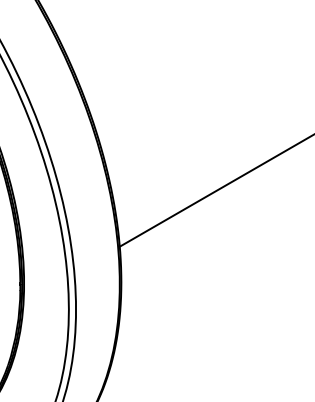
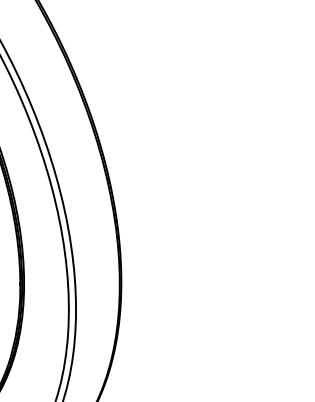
line: present -> none (215, 191)
